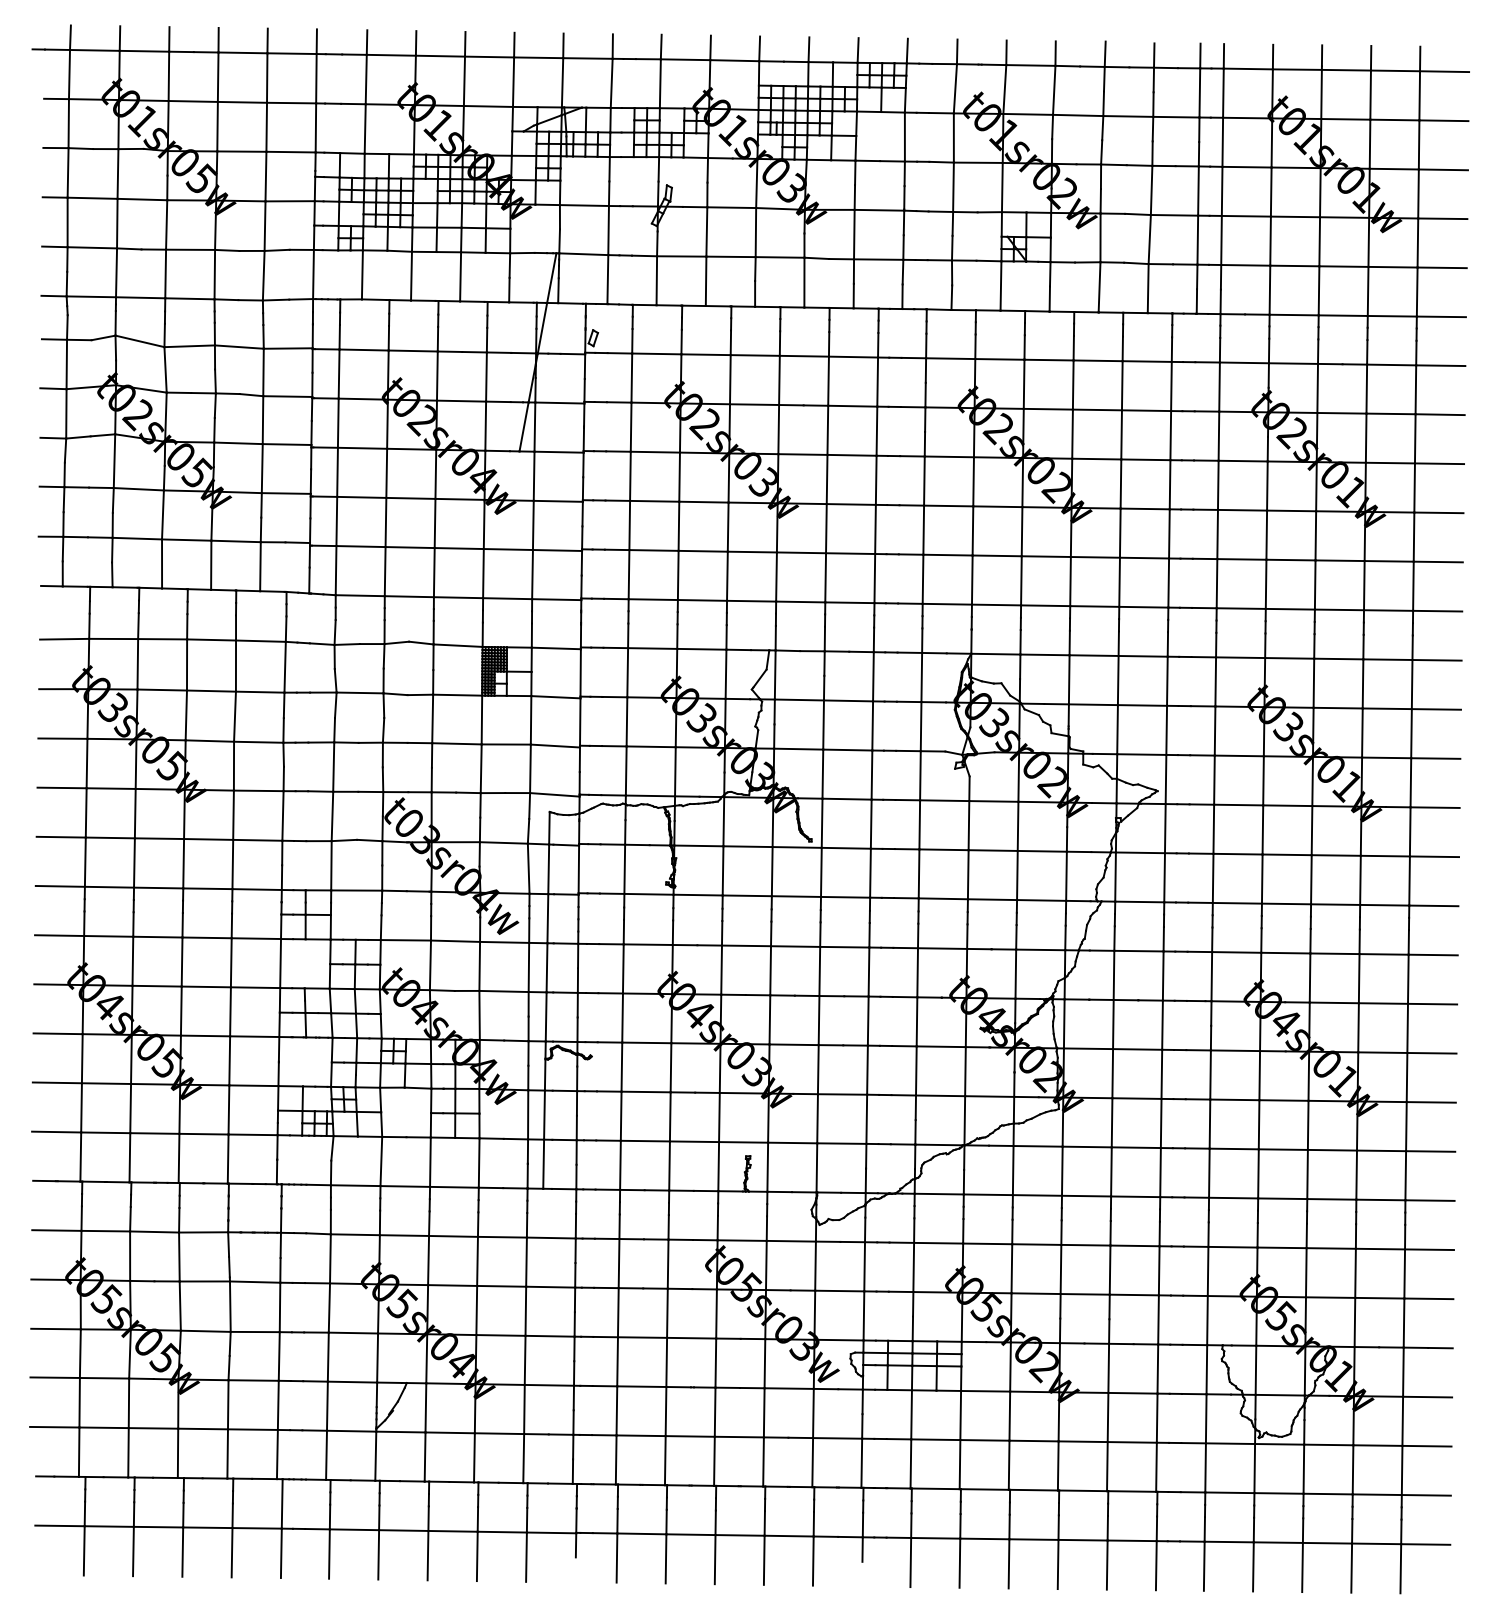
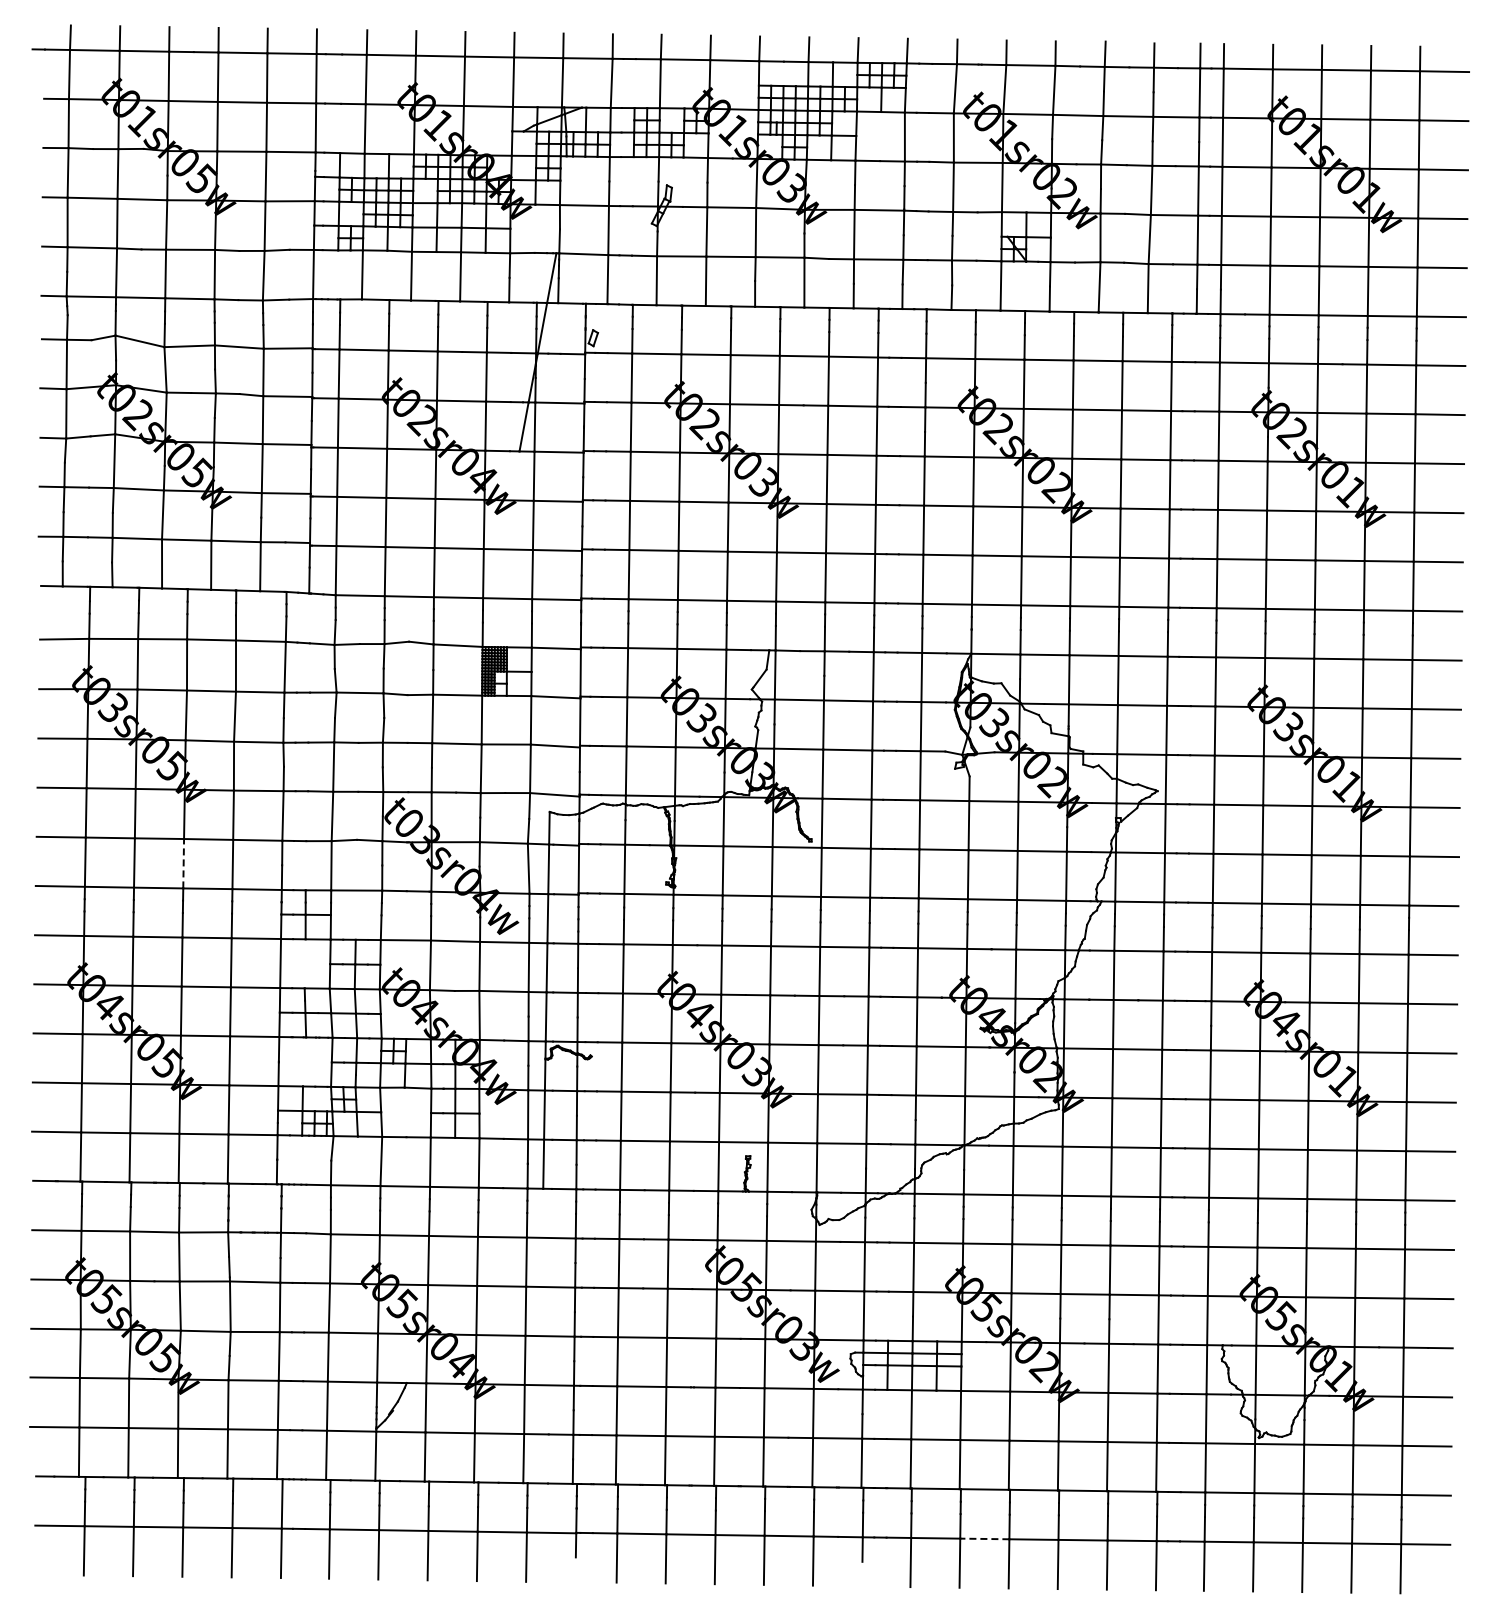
line: solid -> dashed (183, 863)
line: solid -> dashed (984, 1538)
